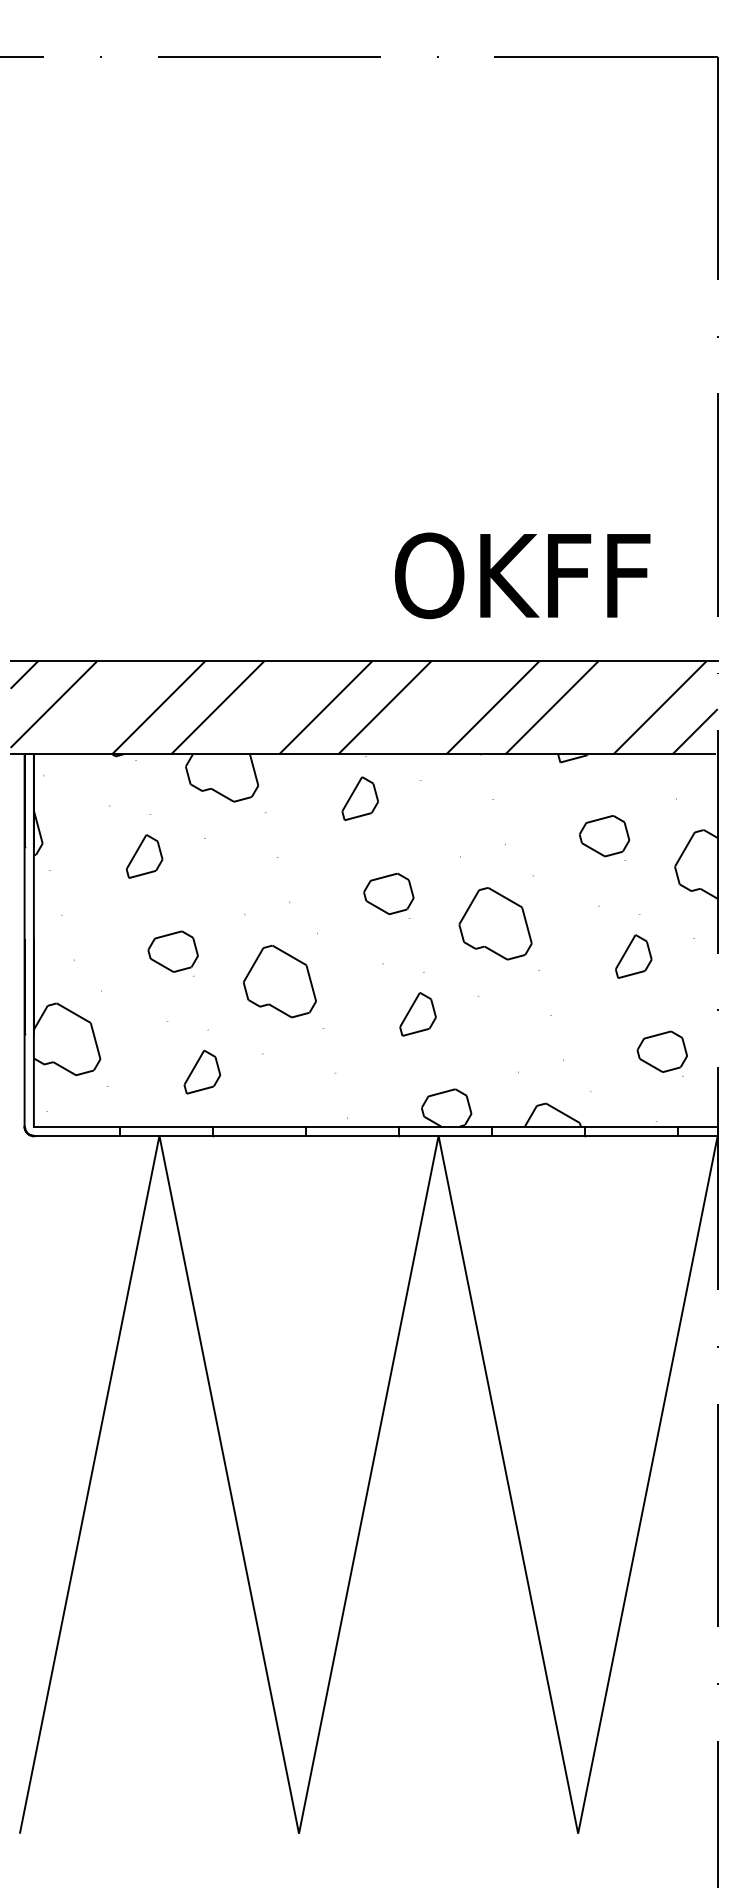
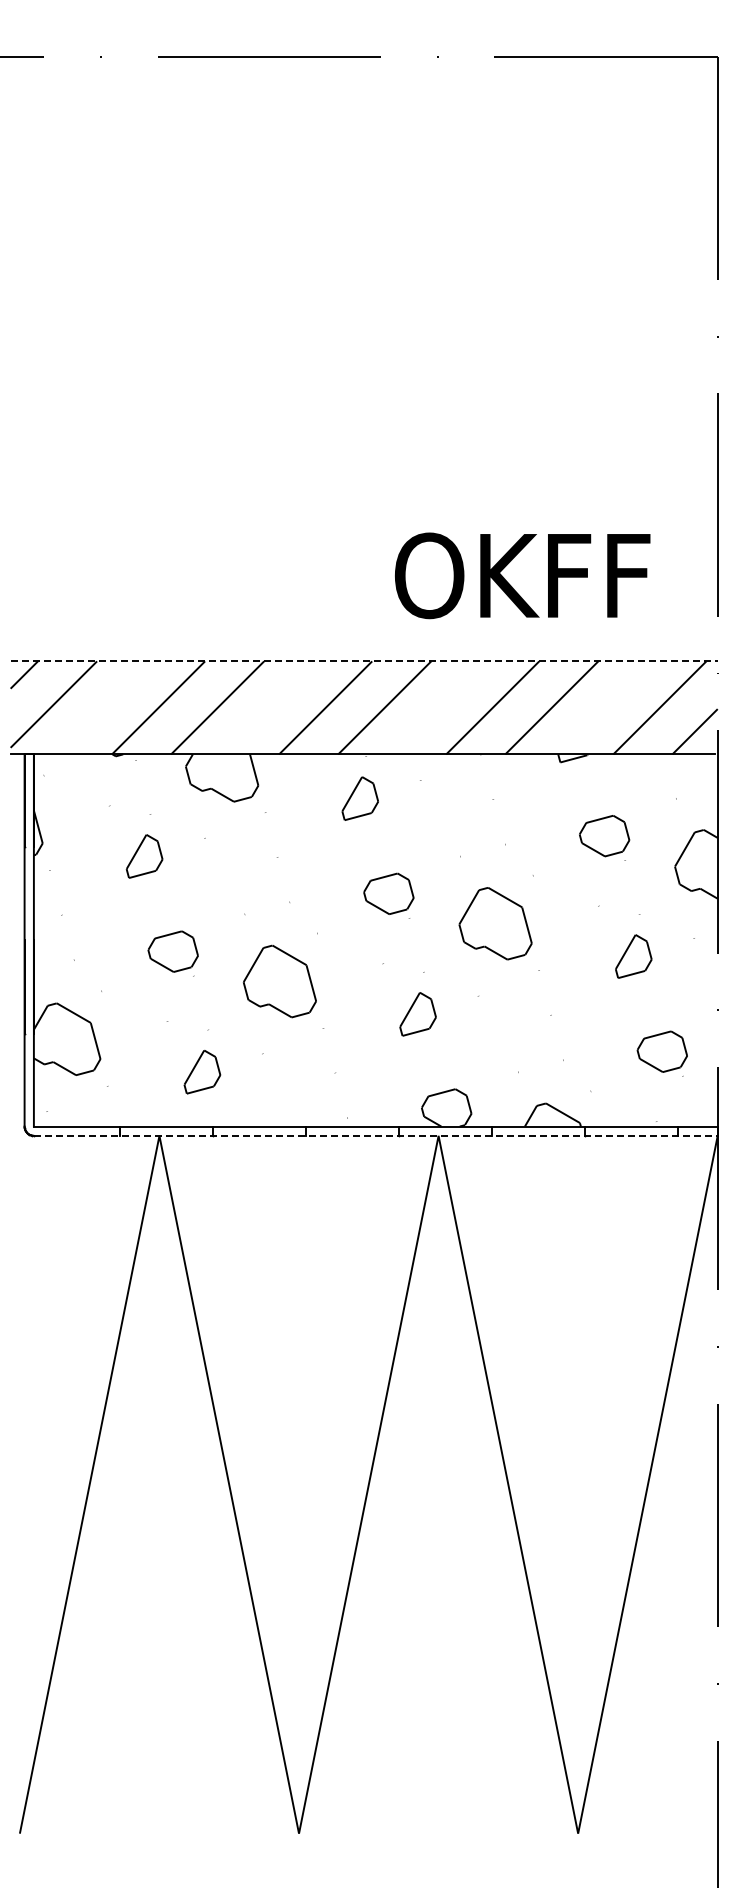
line: solid -> dashed (364, 661)
line: solid -> dashed (375, 1135)
